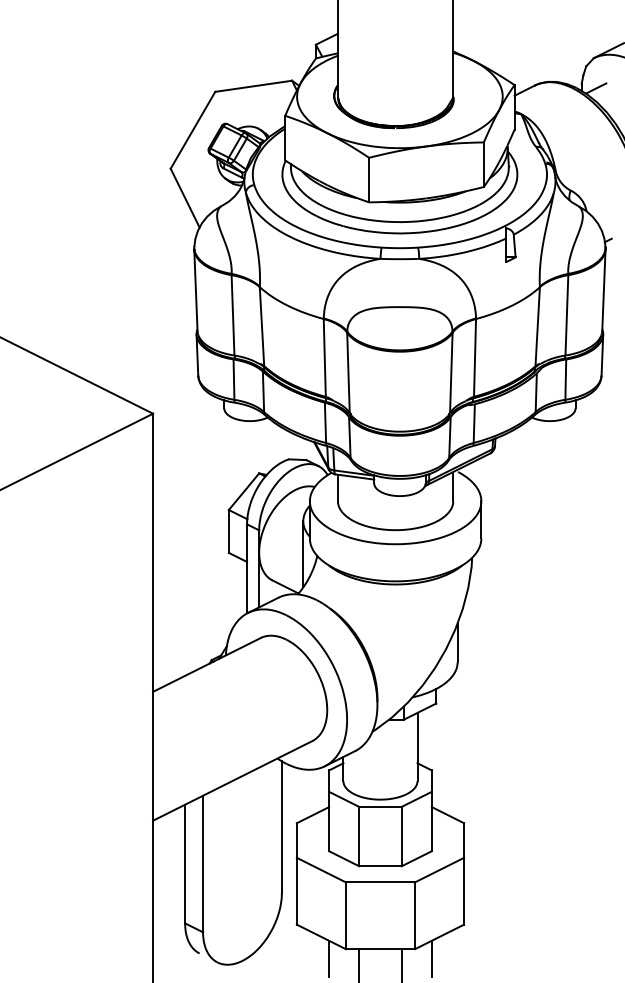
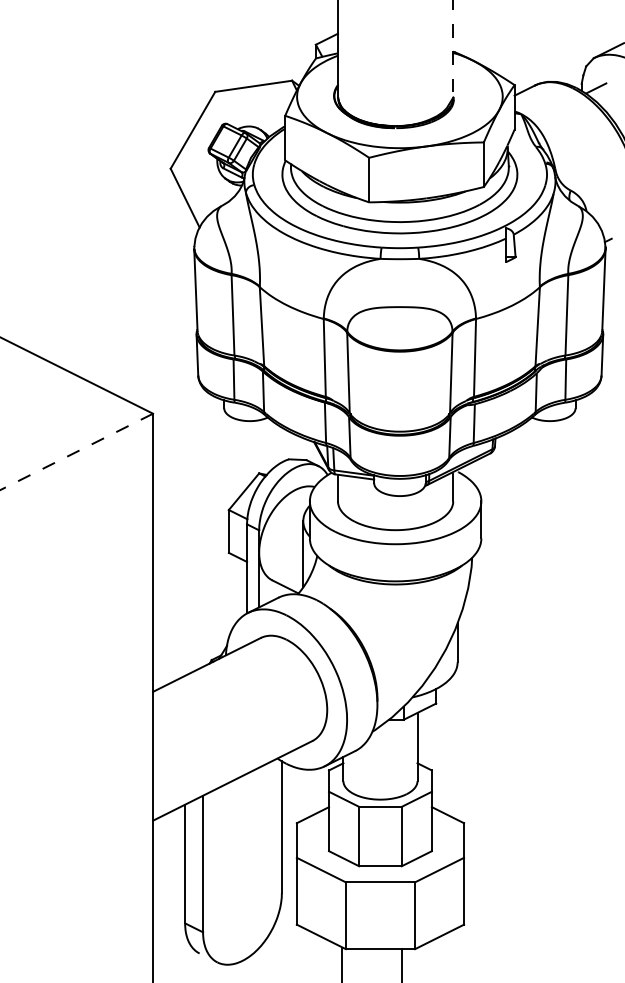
line: solid -> dashed (453, 49)
line: solid -> dashed (76, 452)
line: present -> none (329, 958)
line: present -> none (431, 958)
line position: (359, 964) -> (342, 964) (342, 964)
